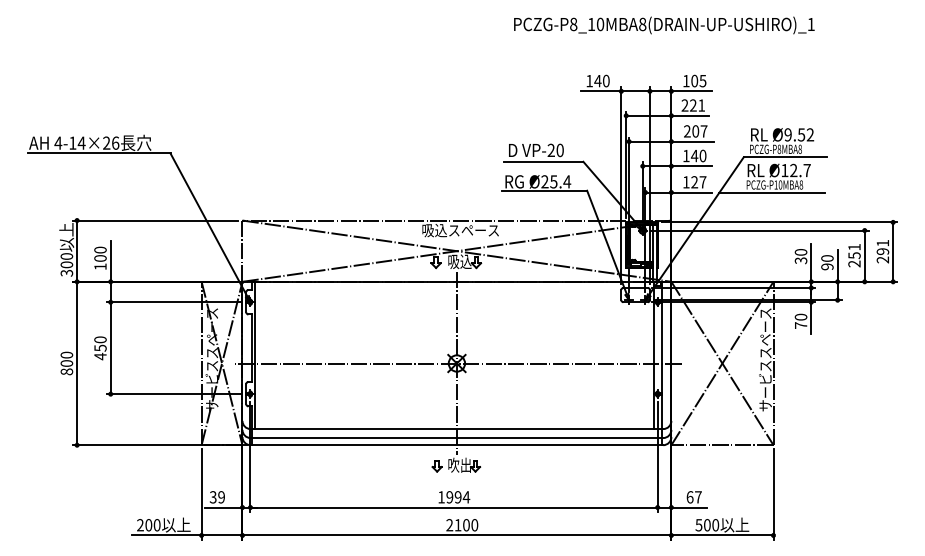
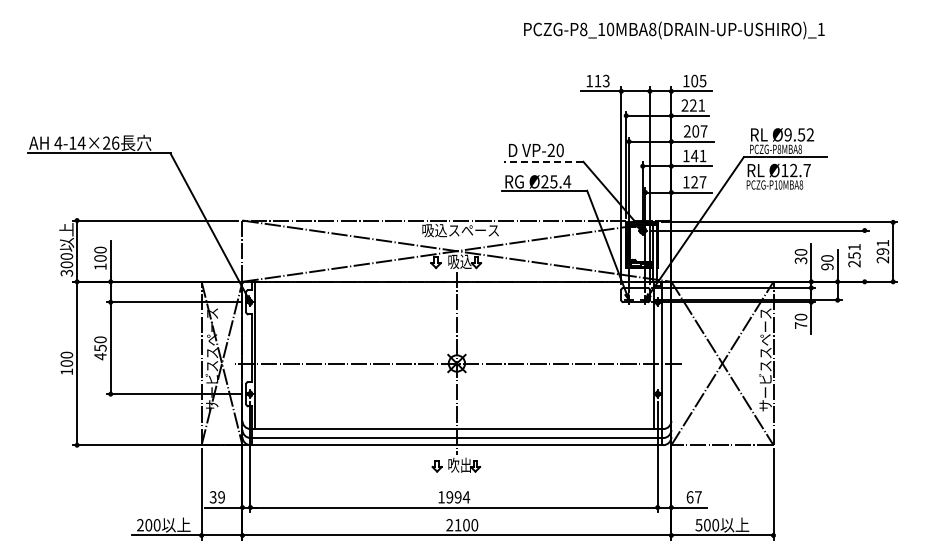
text position: (664, 25) -> (674, 30) (674, 30)
text: 140 -> 113 (601, 81)
text: 140 -> 141 (702, 155)
line: solid -> dashed (543, 161)
line: present -> none (771, 192)
line: present -> none (864, 255)
text: 800 -> 100 (66, 371)
